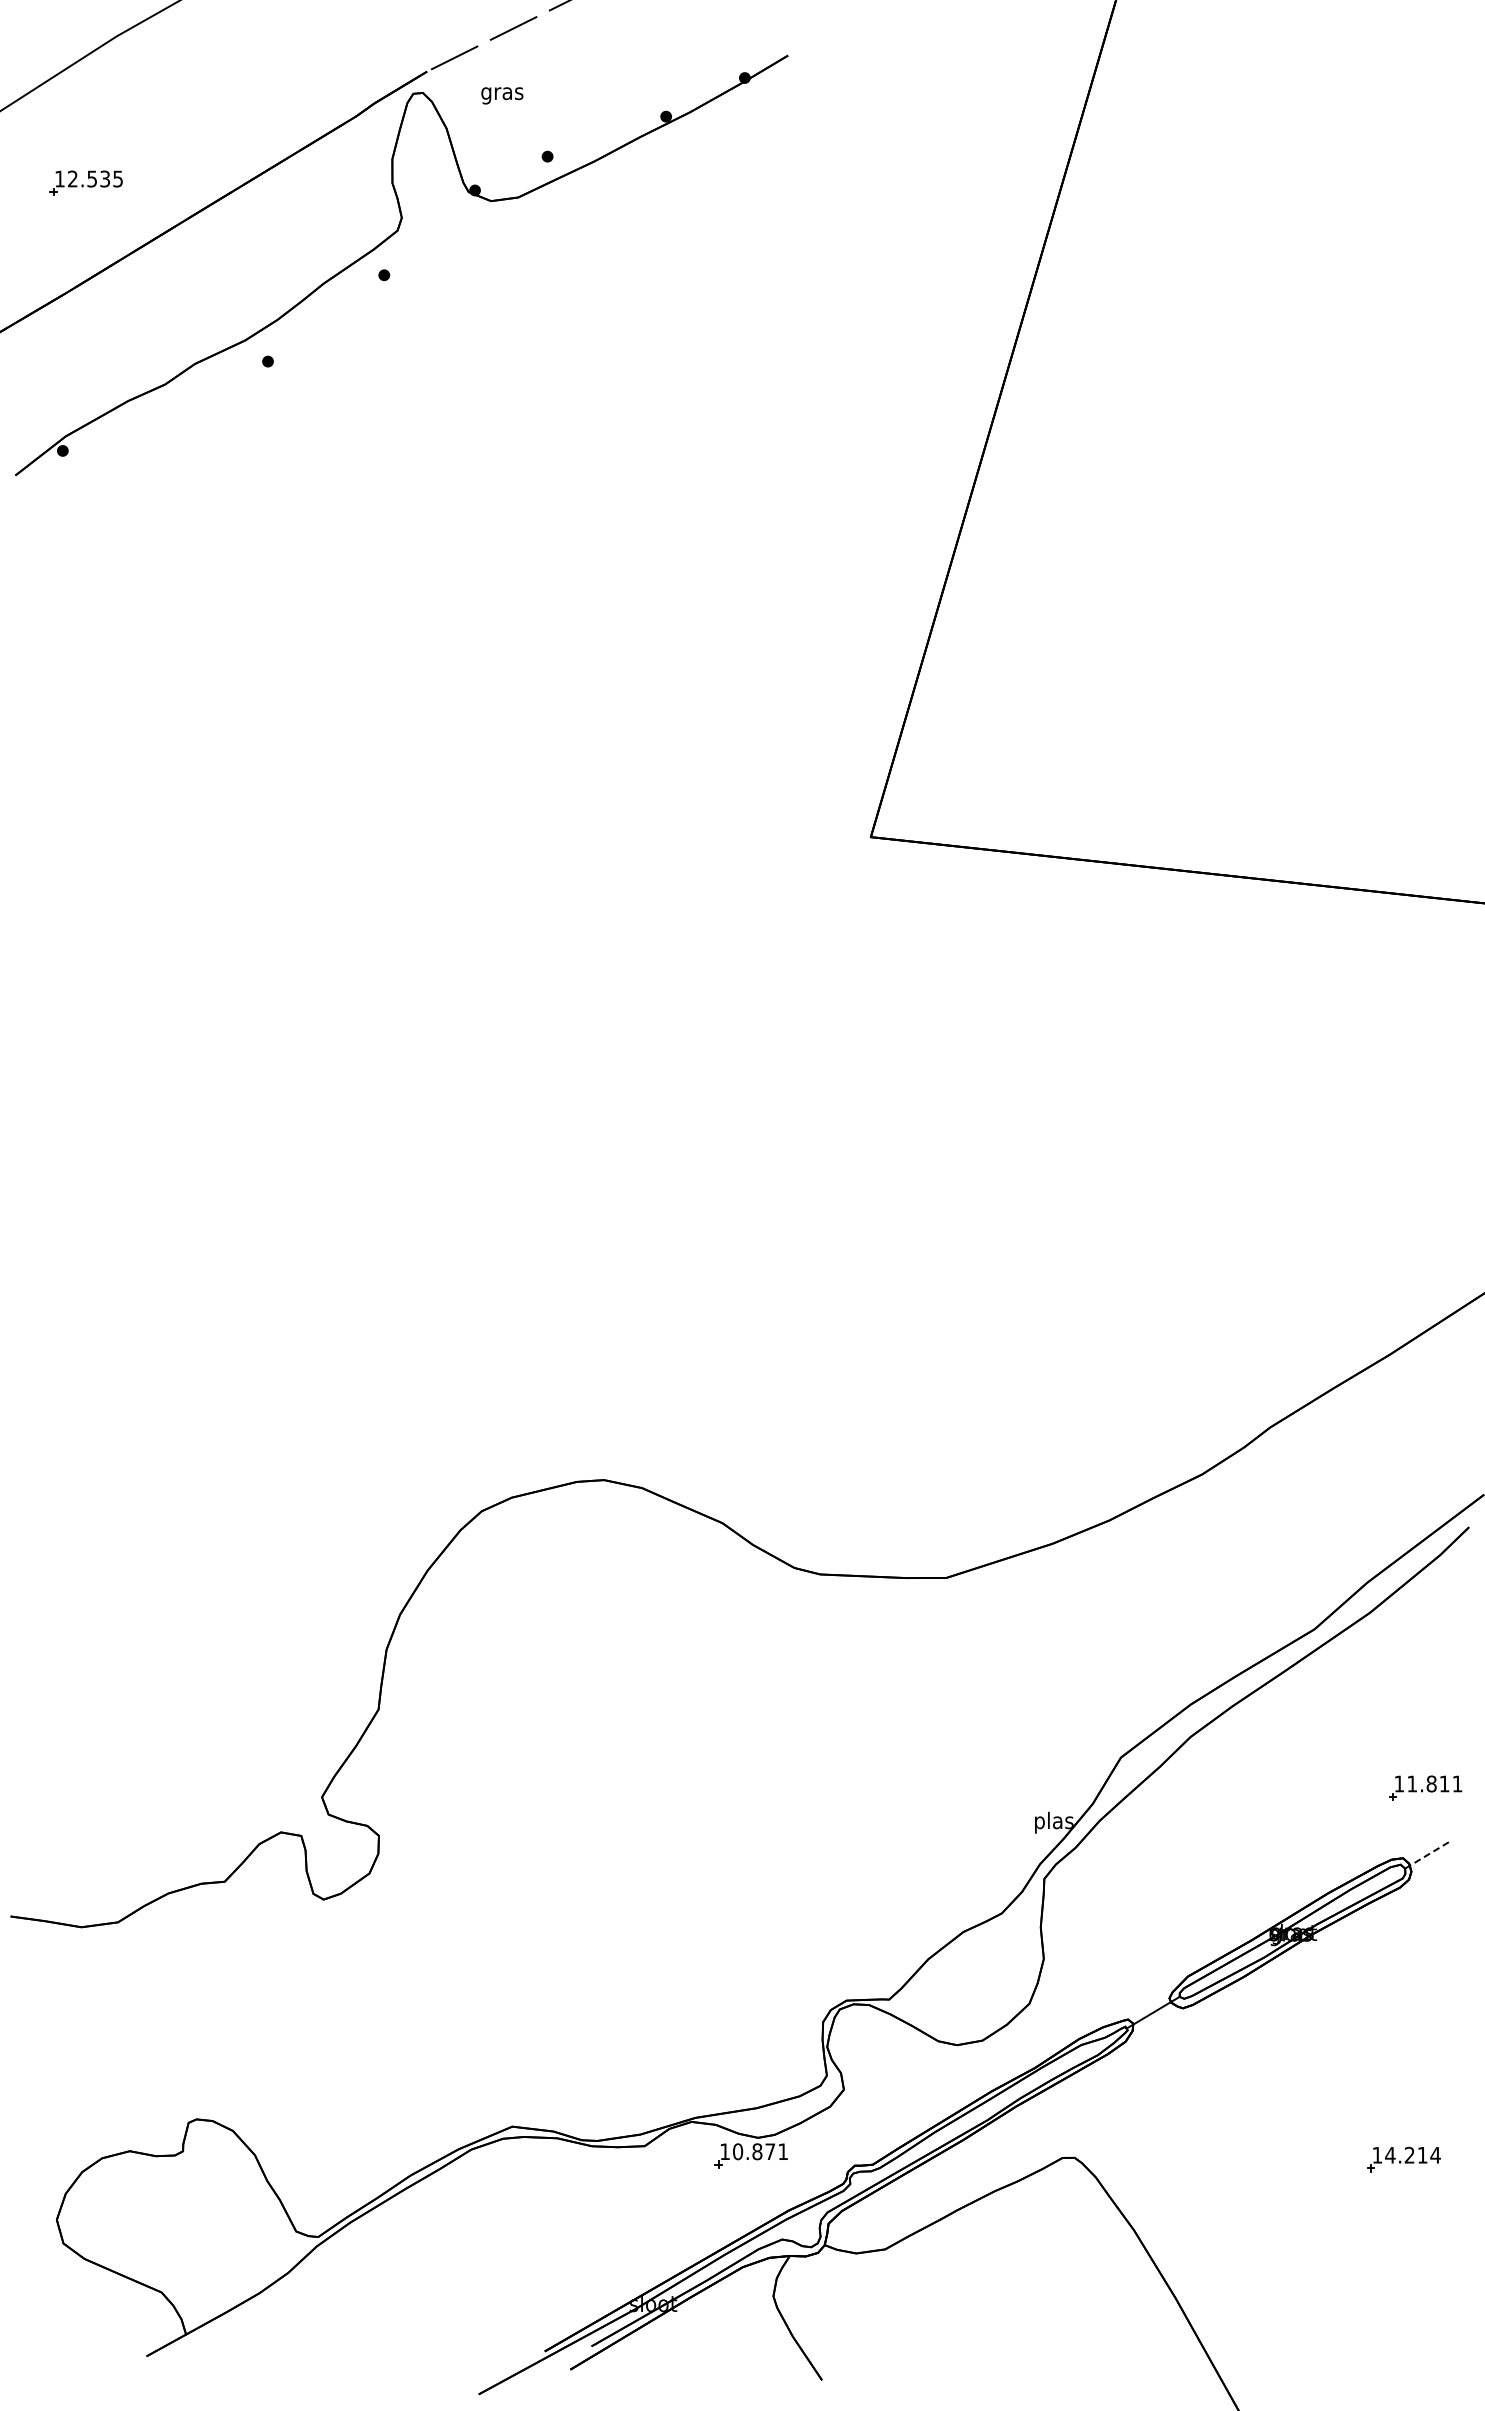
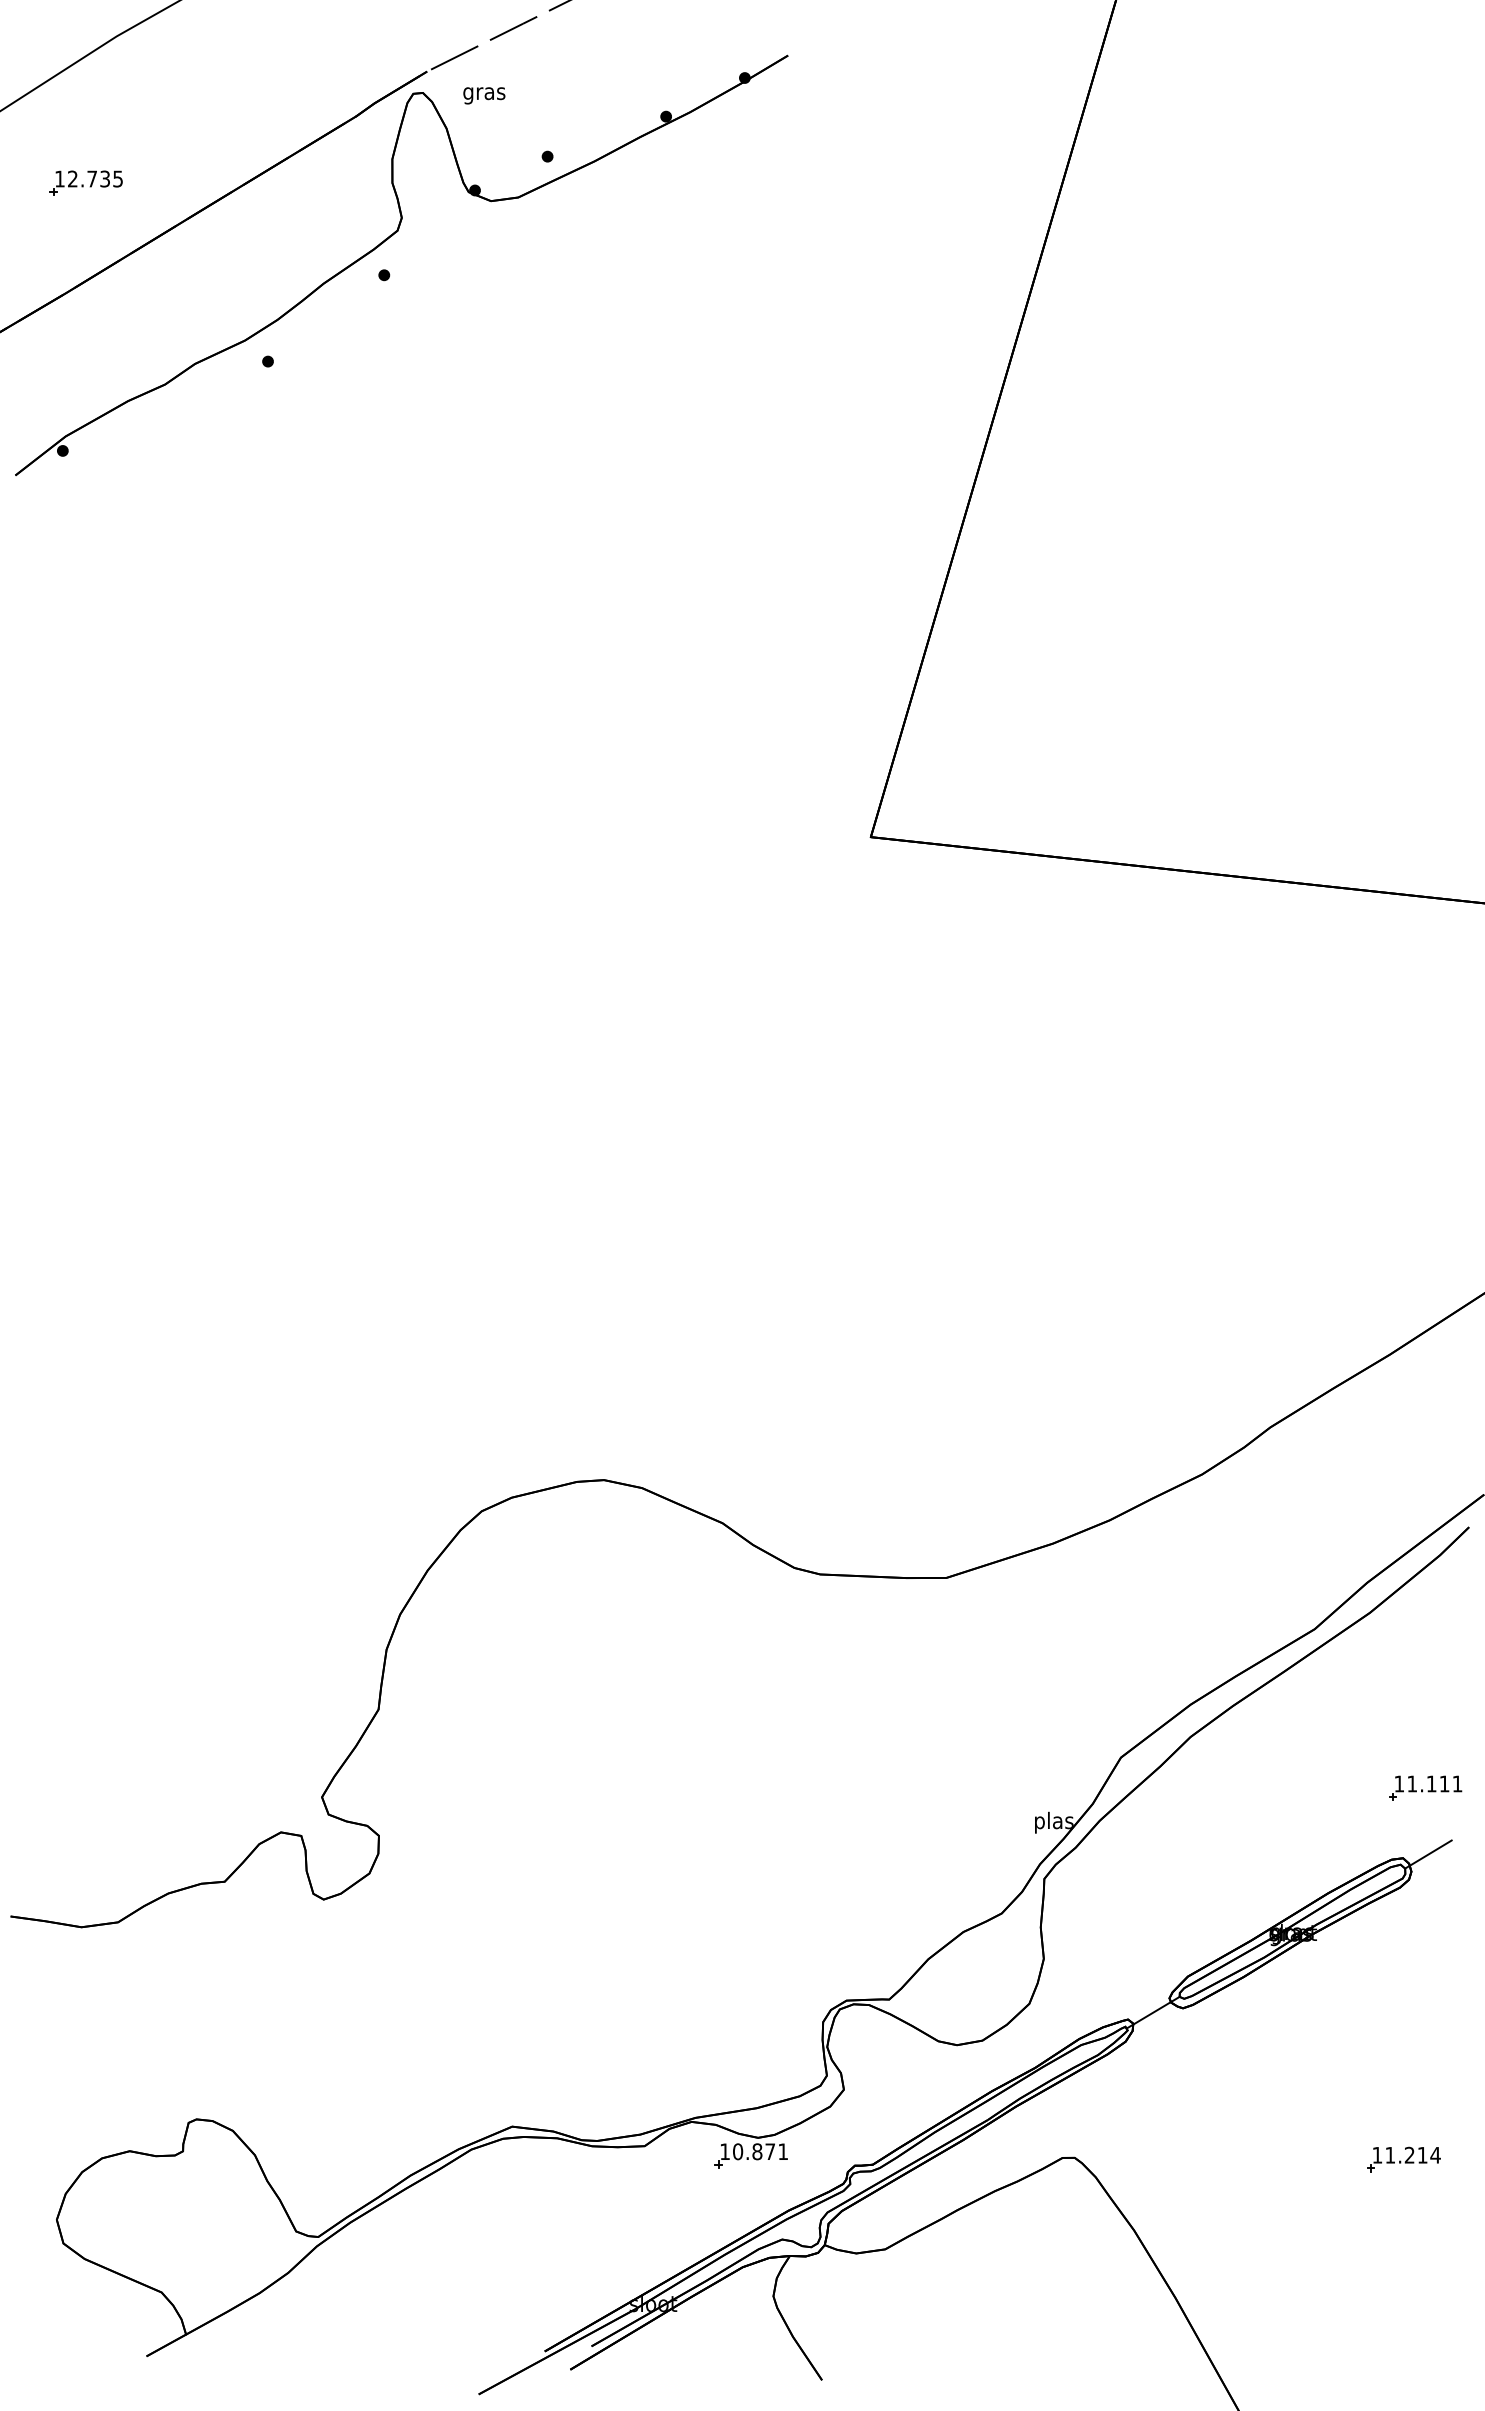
text position: (502, 95) -> (484, 95) (484, 95)
text: 12.535 -> 12.735 (91, 178)
text: 11.811 -> 11.111 (1431, 1783)
line: dashed -> solid (1428, 1854)
text: 14.214 -> 11.214 (1390, 2155)
